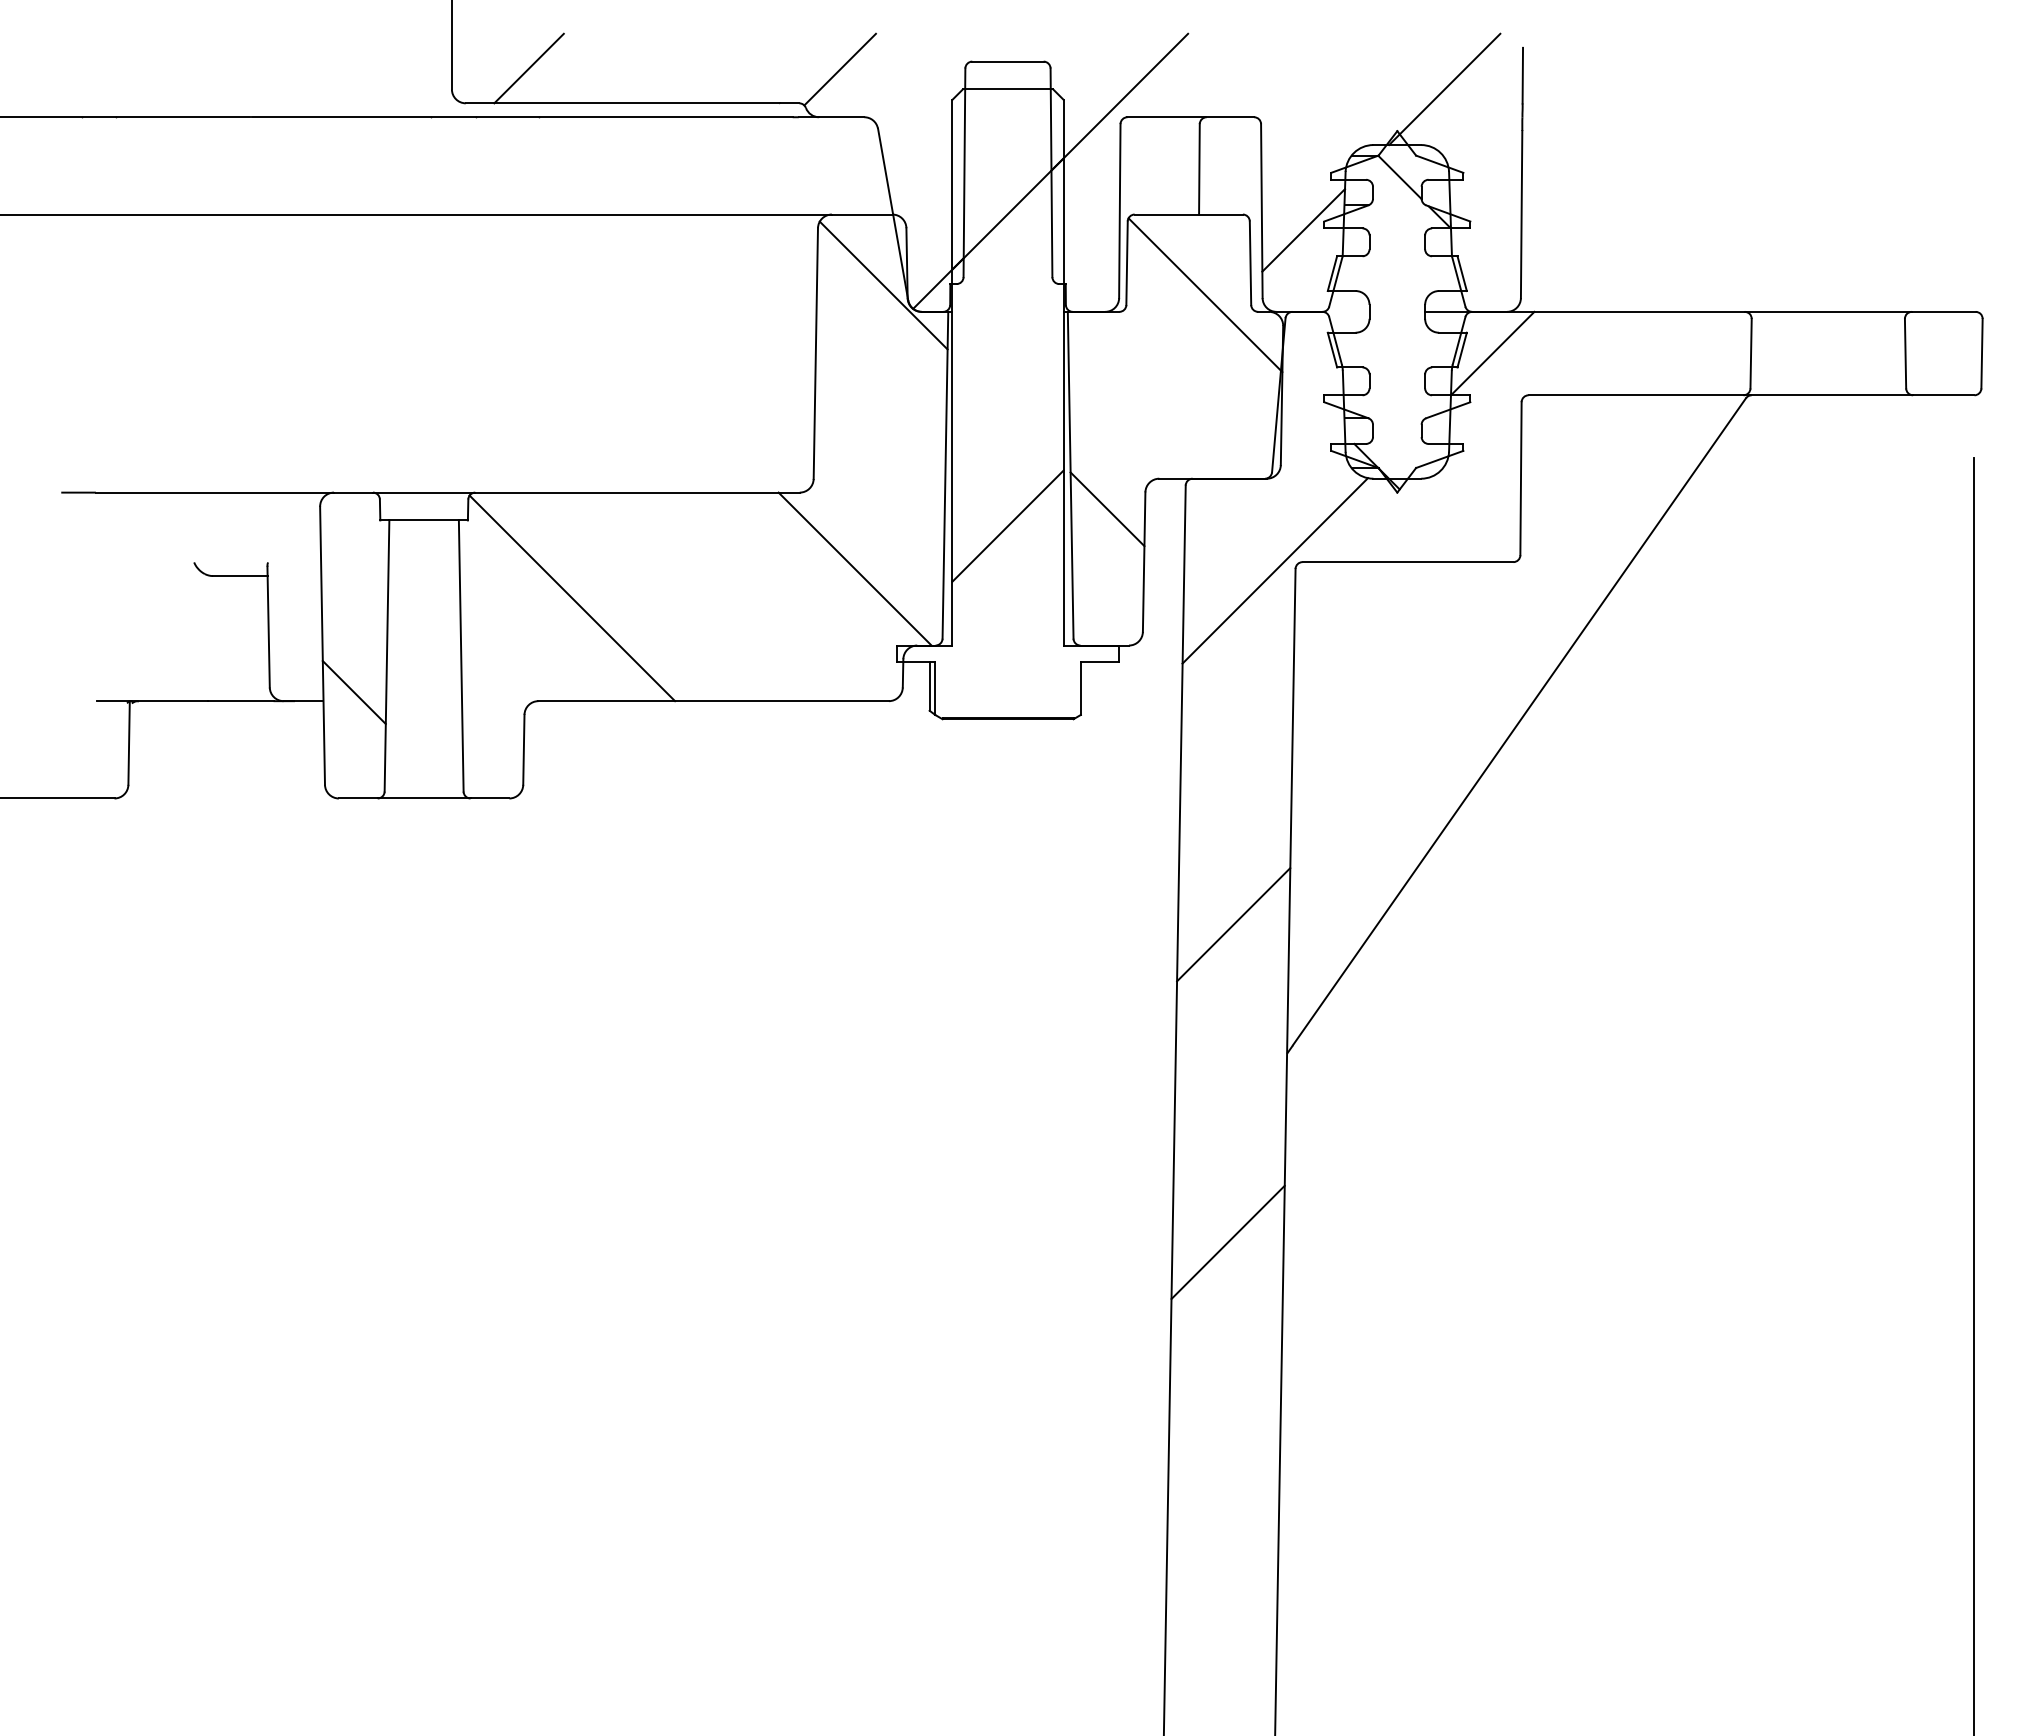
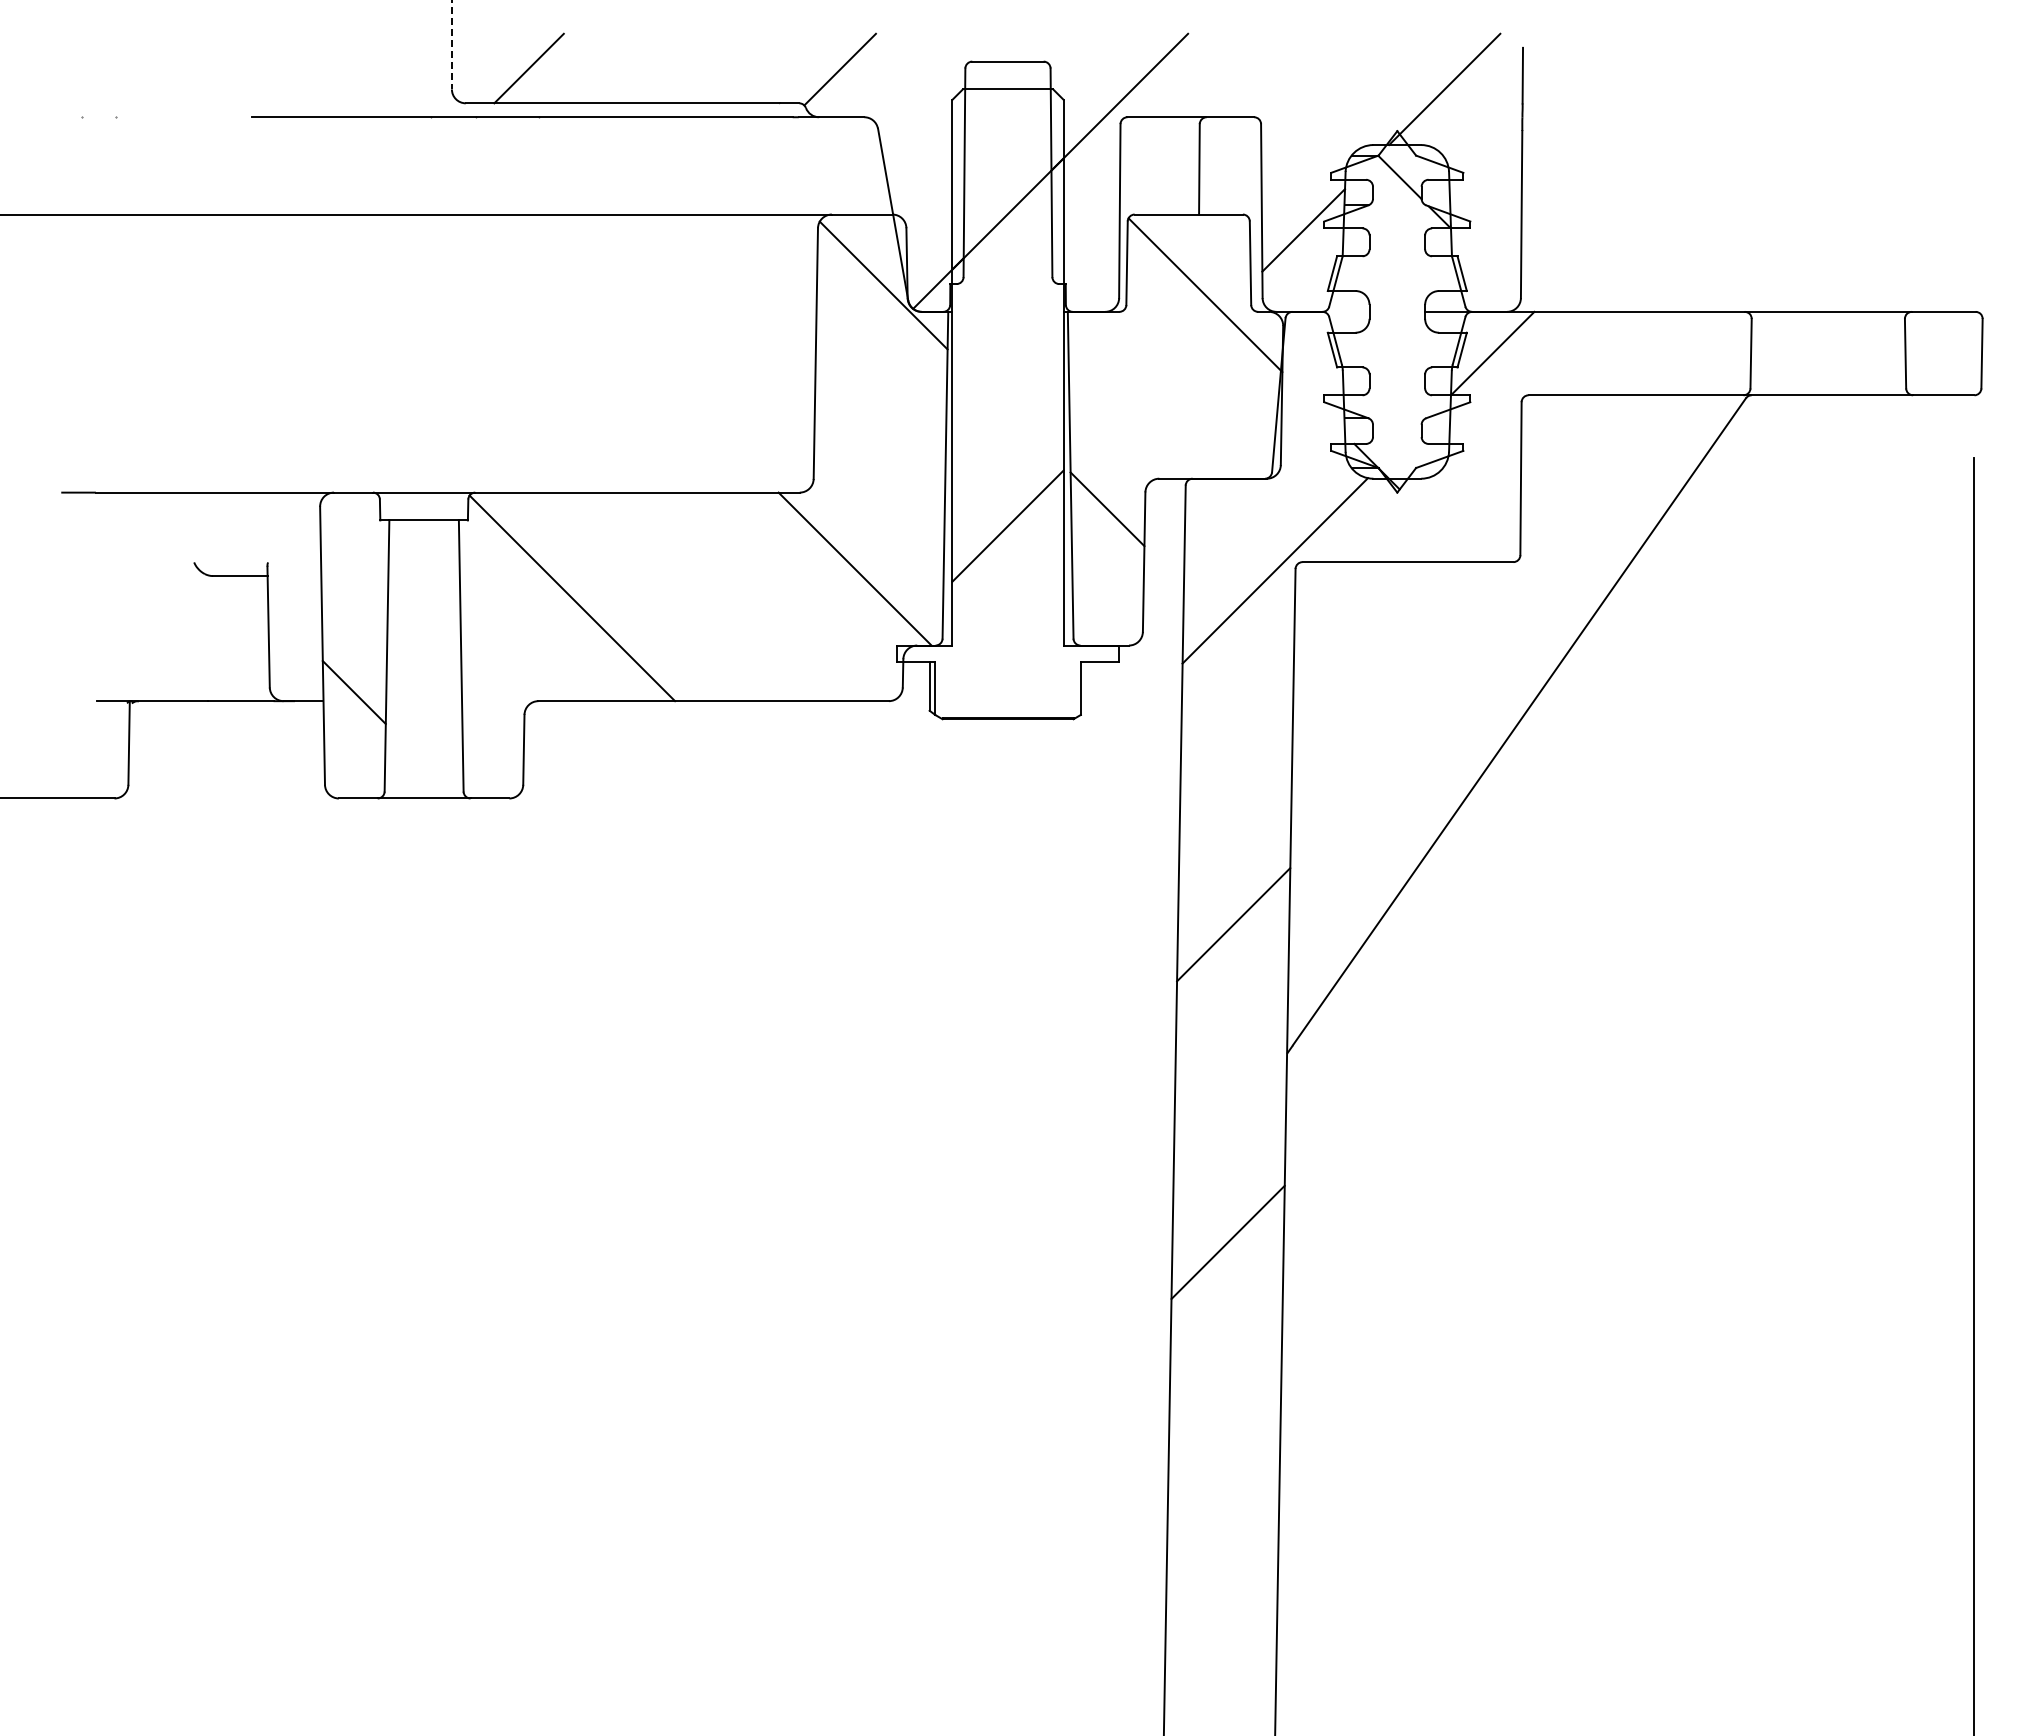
line: solid -> dashed (451, 45)
line: present -> none (125, 117)
